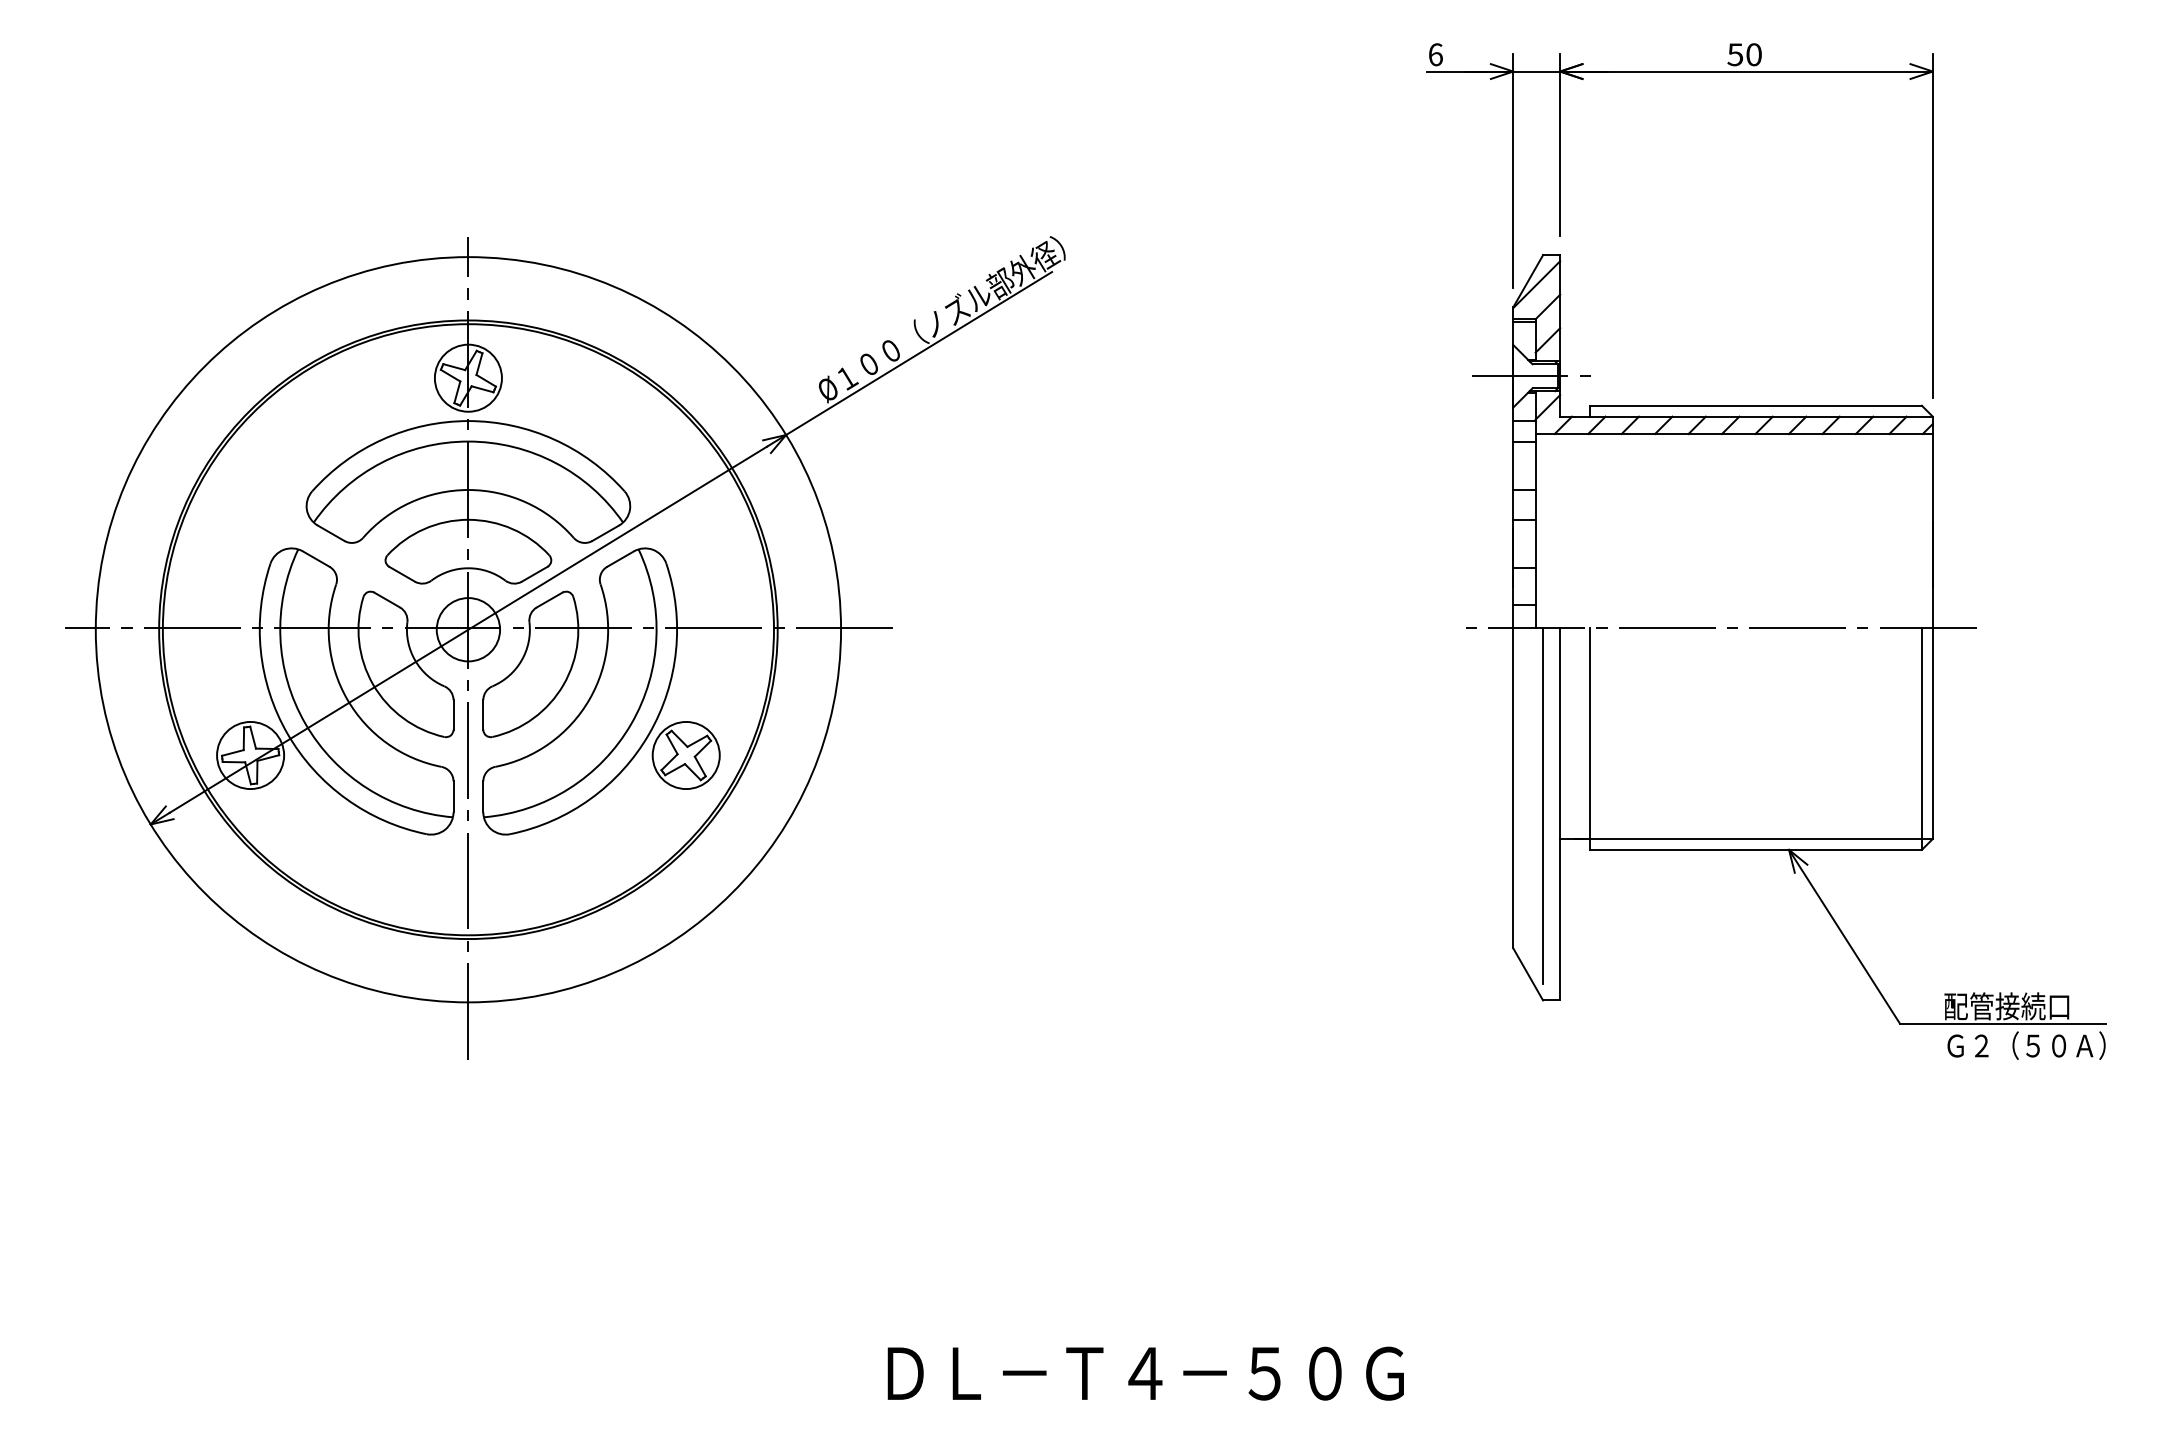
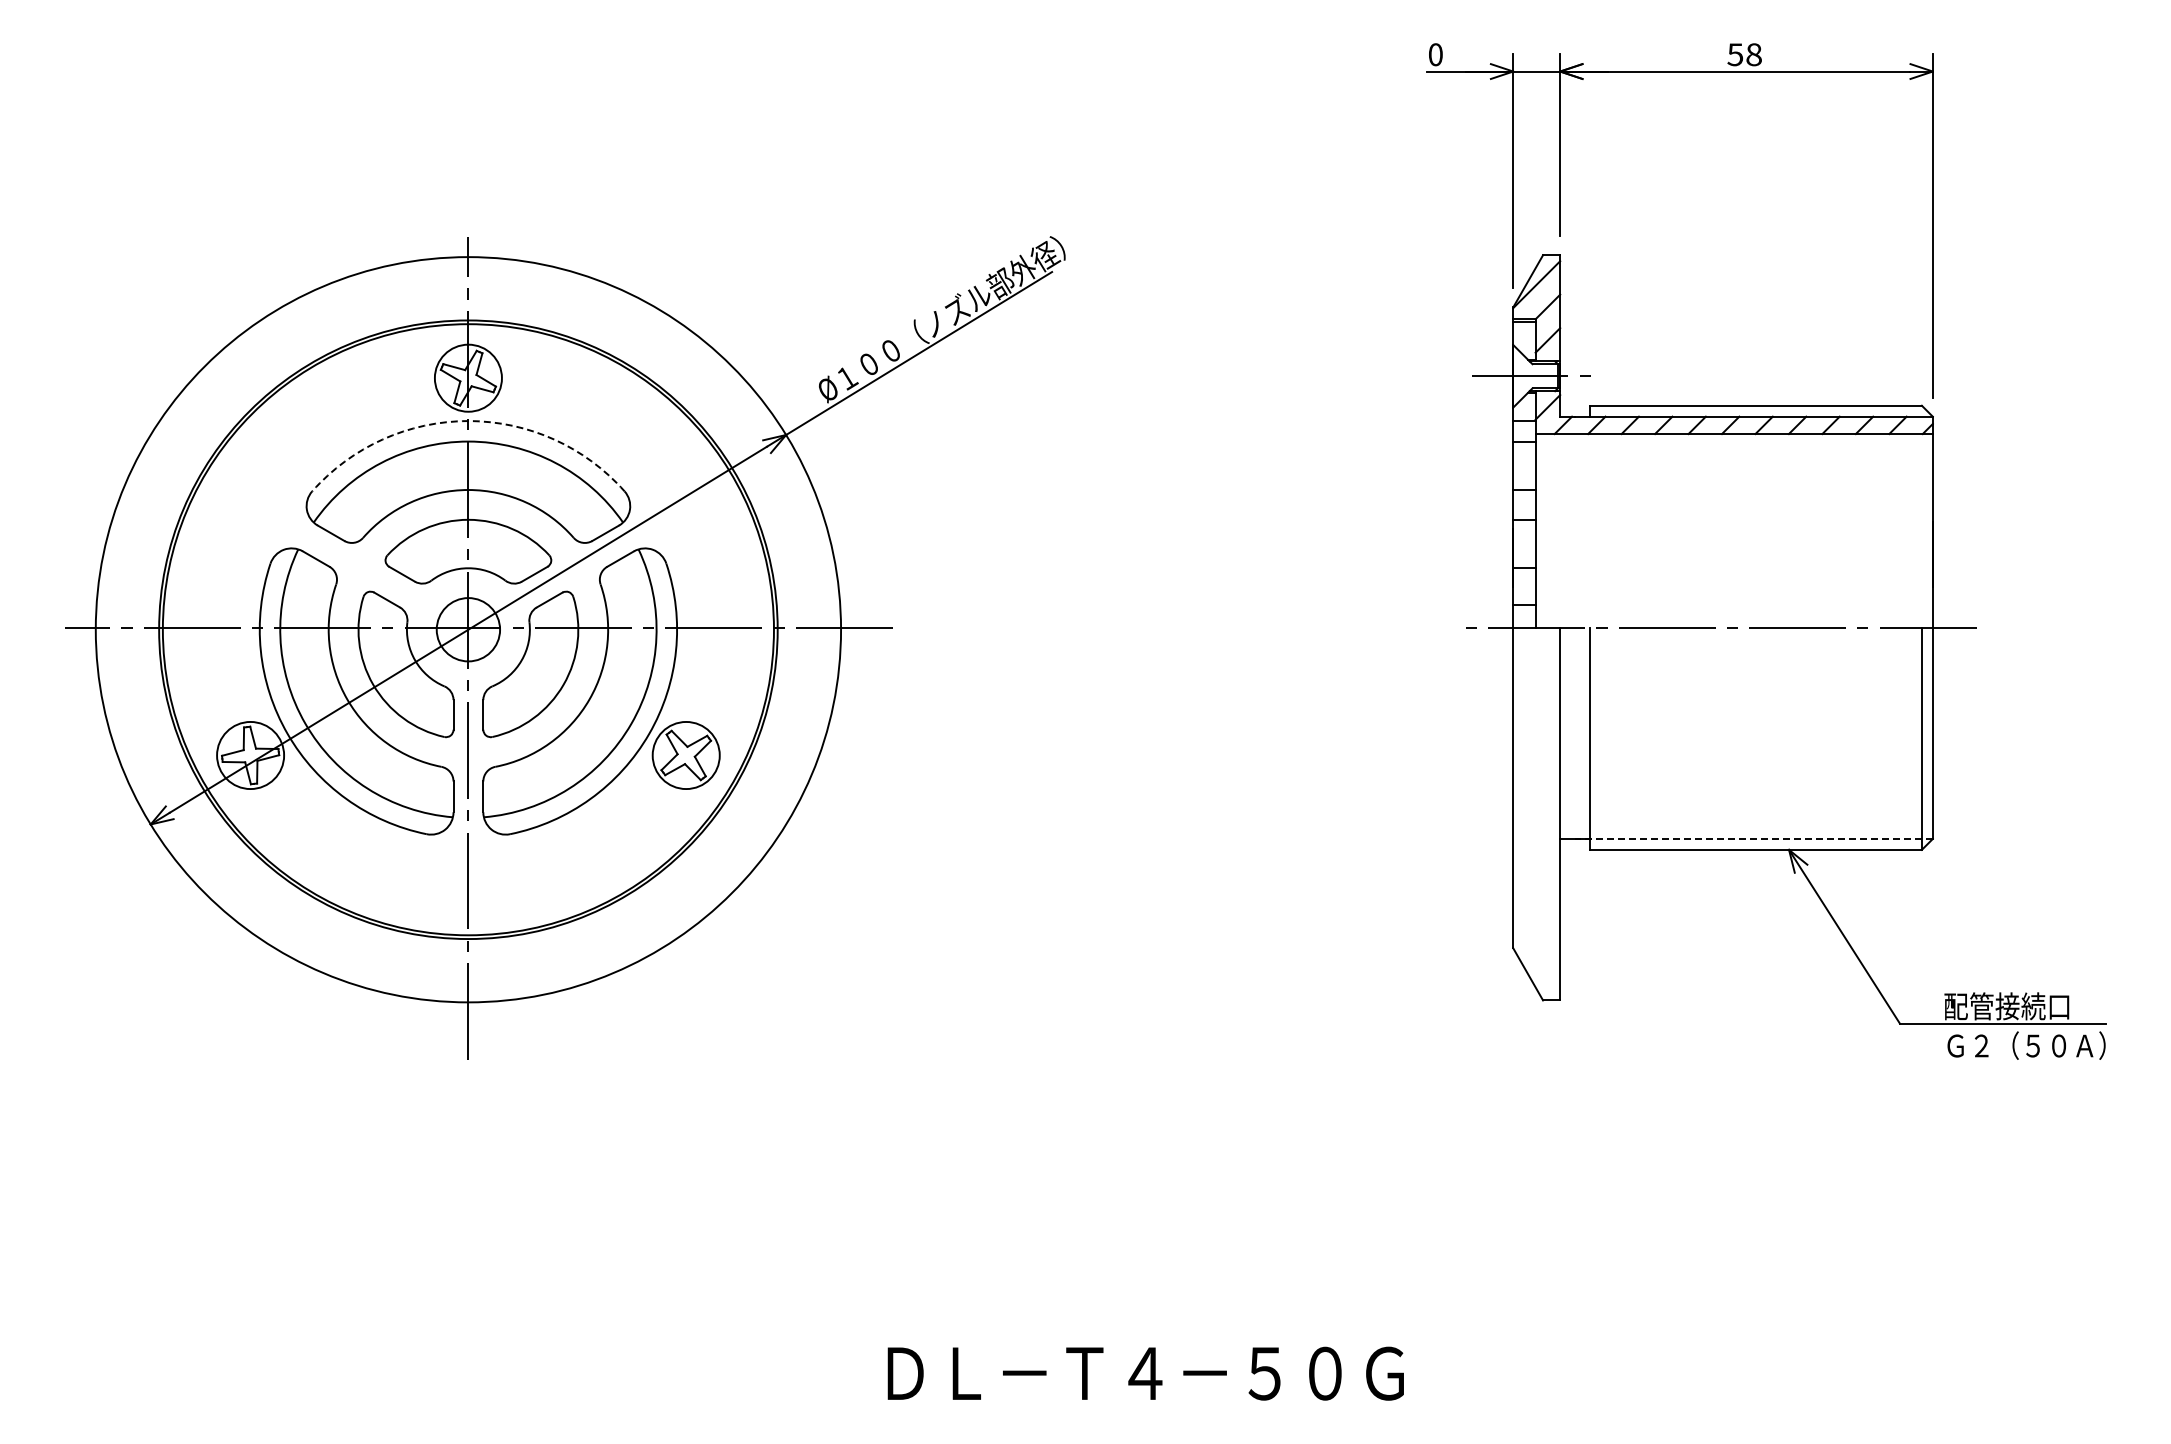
text: 6 -> 0 (1435, 54)
text: 50 -> 58 (1753, 54)
arc: solid -> dashed (468, 421)
line: present -> none (1543, 805)
line: solid -> dashed (1753, 838)
